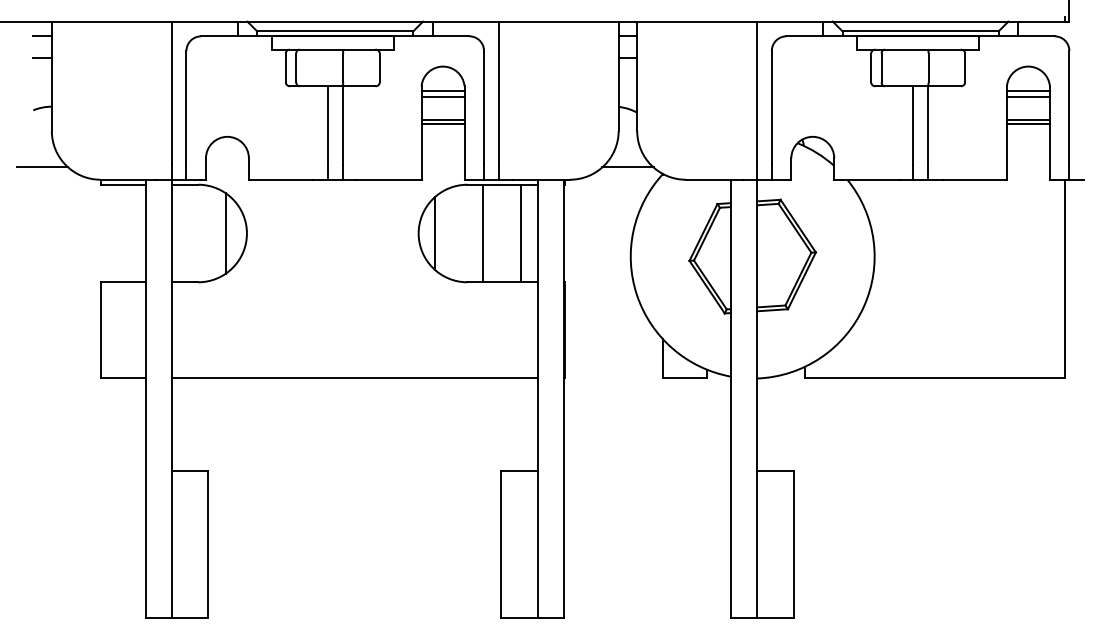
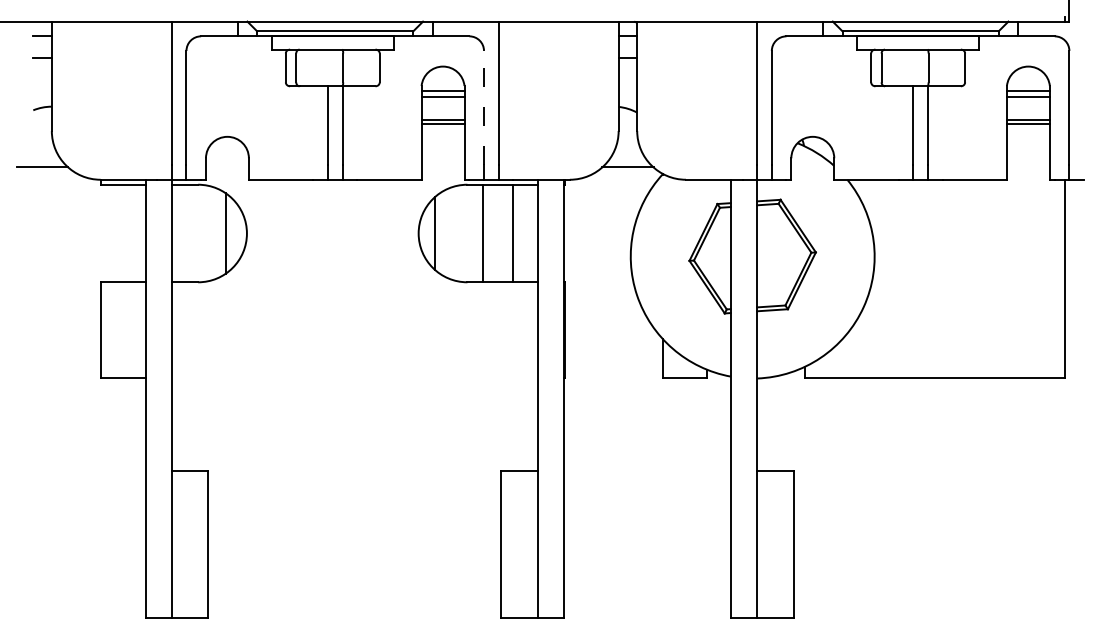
line: solid -> dashed (484, 107)
line position: (520, 233) -> (512, 233) (512, 233)
line: present -> none (354, 377)
